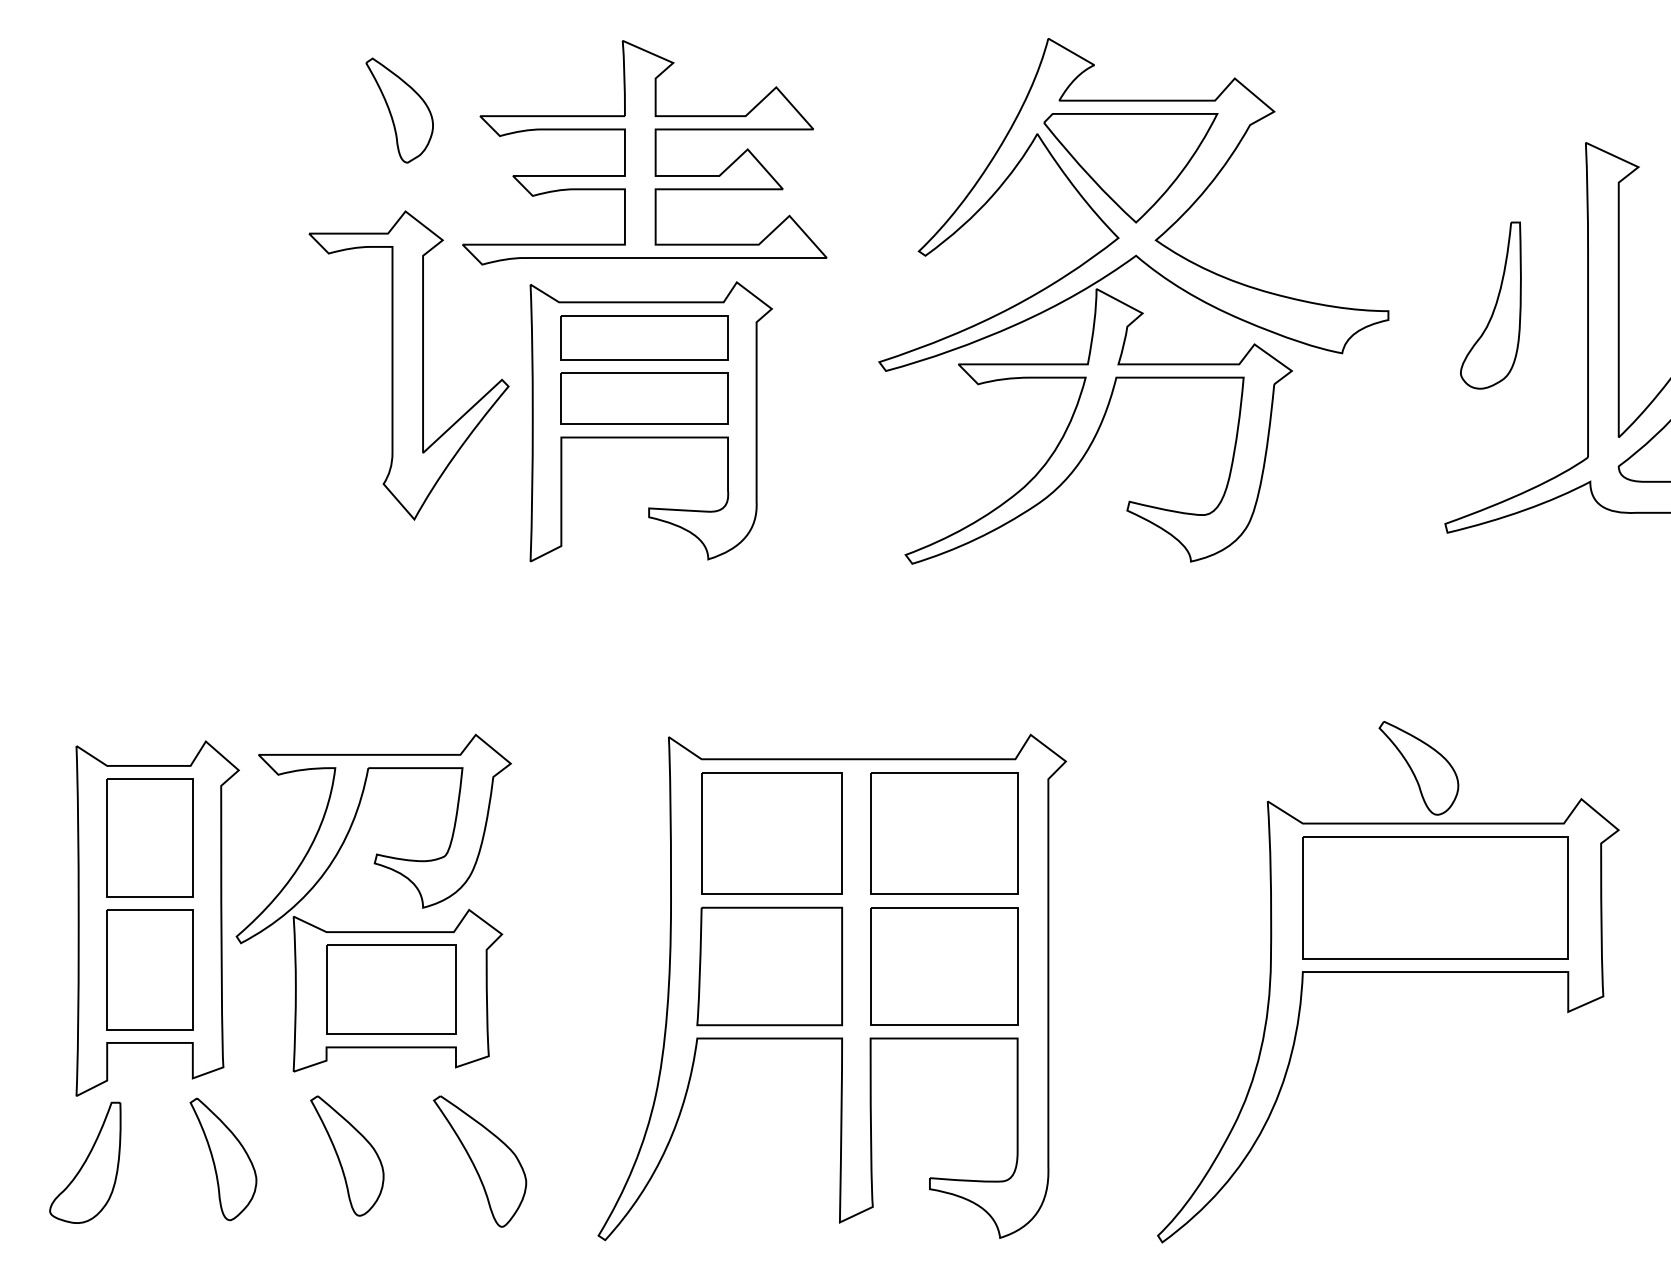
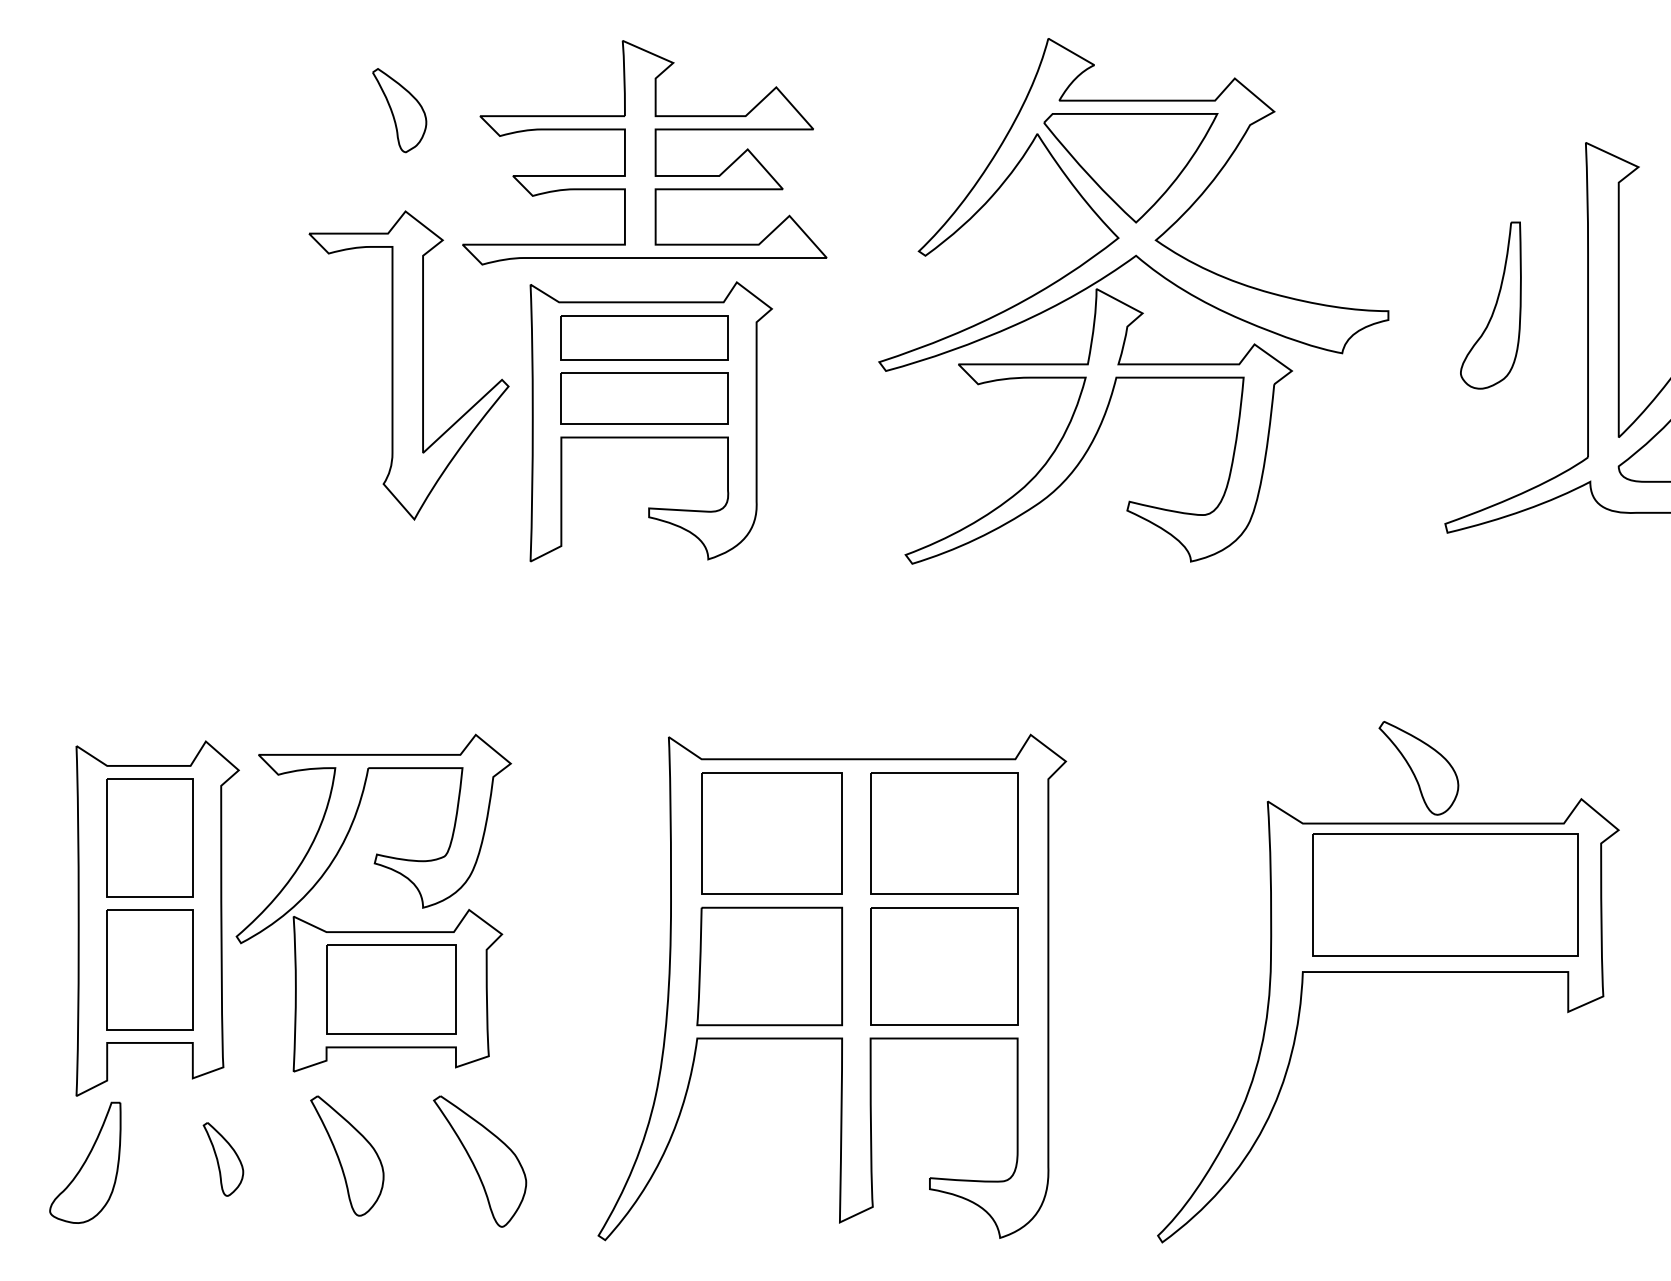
part size: 69x107 px -> 56x86 px (399, 110)
part position: (1435, 897) -> (1445, 894) (1445, 894)
part size: 69x125 px -> 43x75 px (223, 1159)
